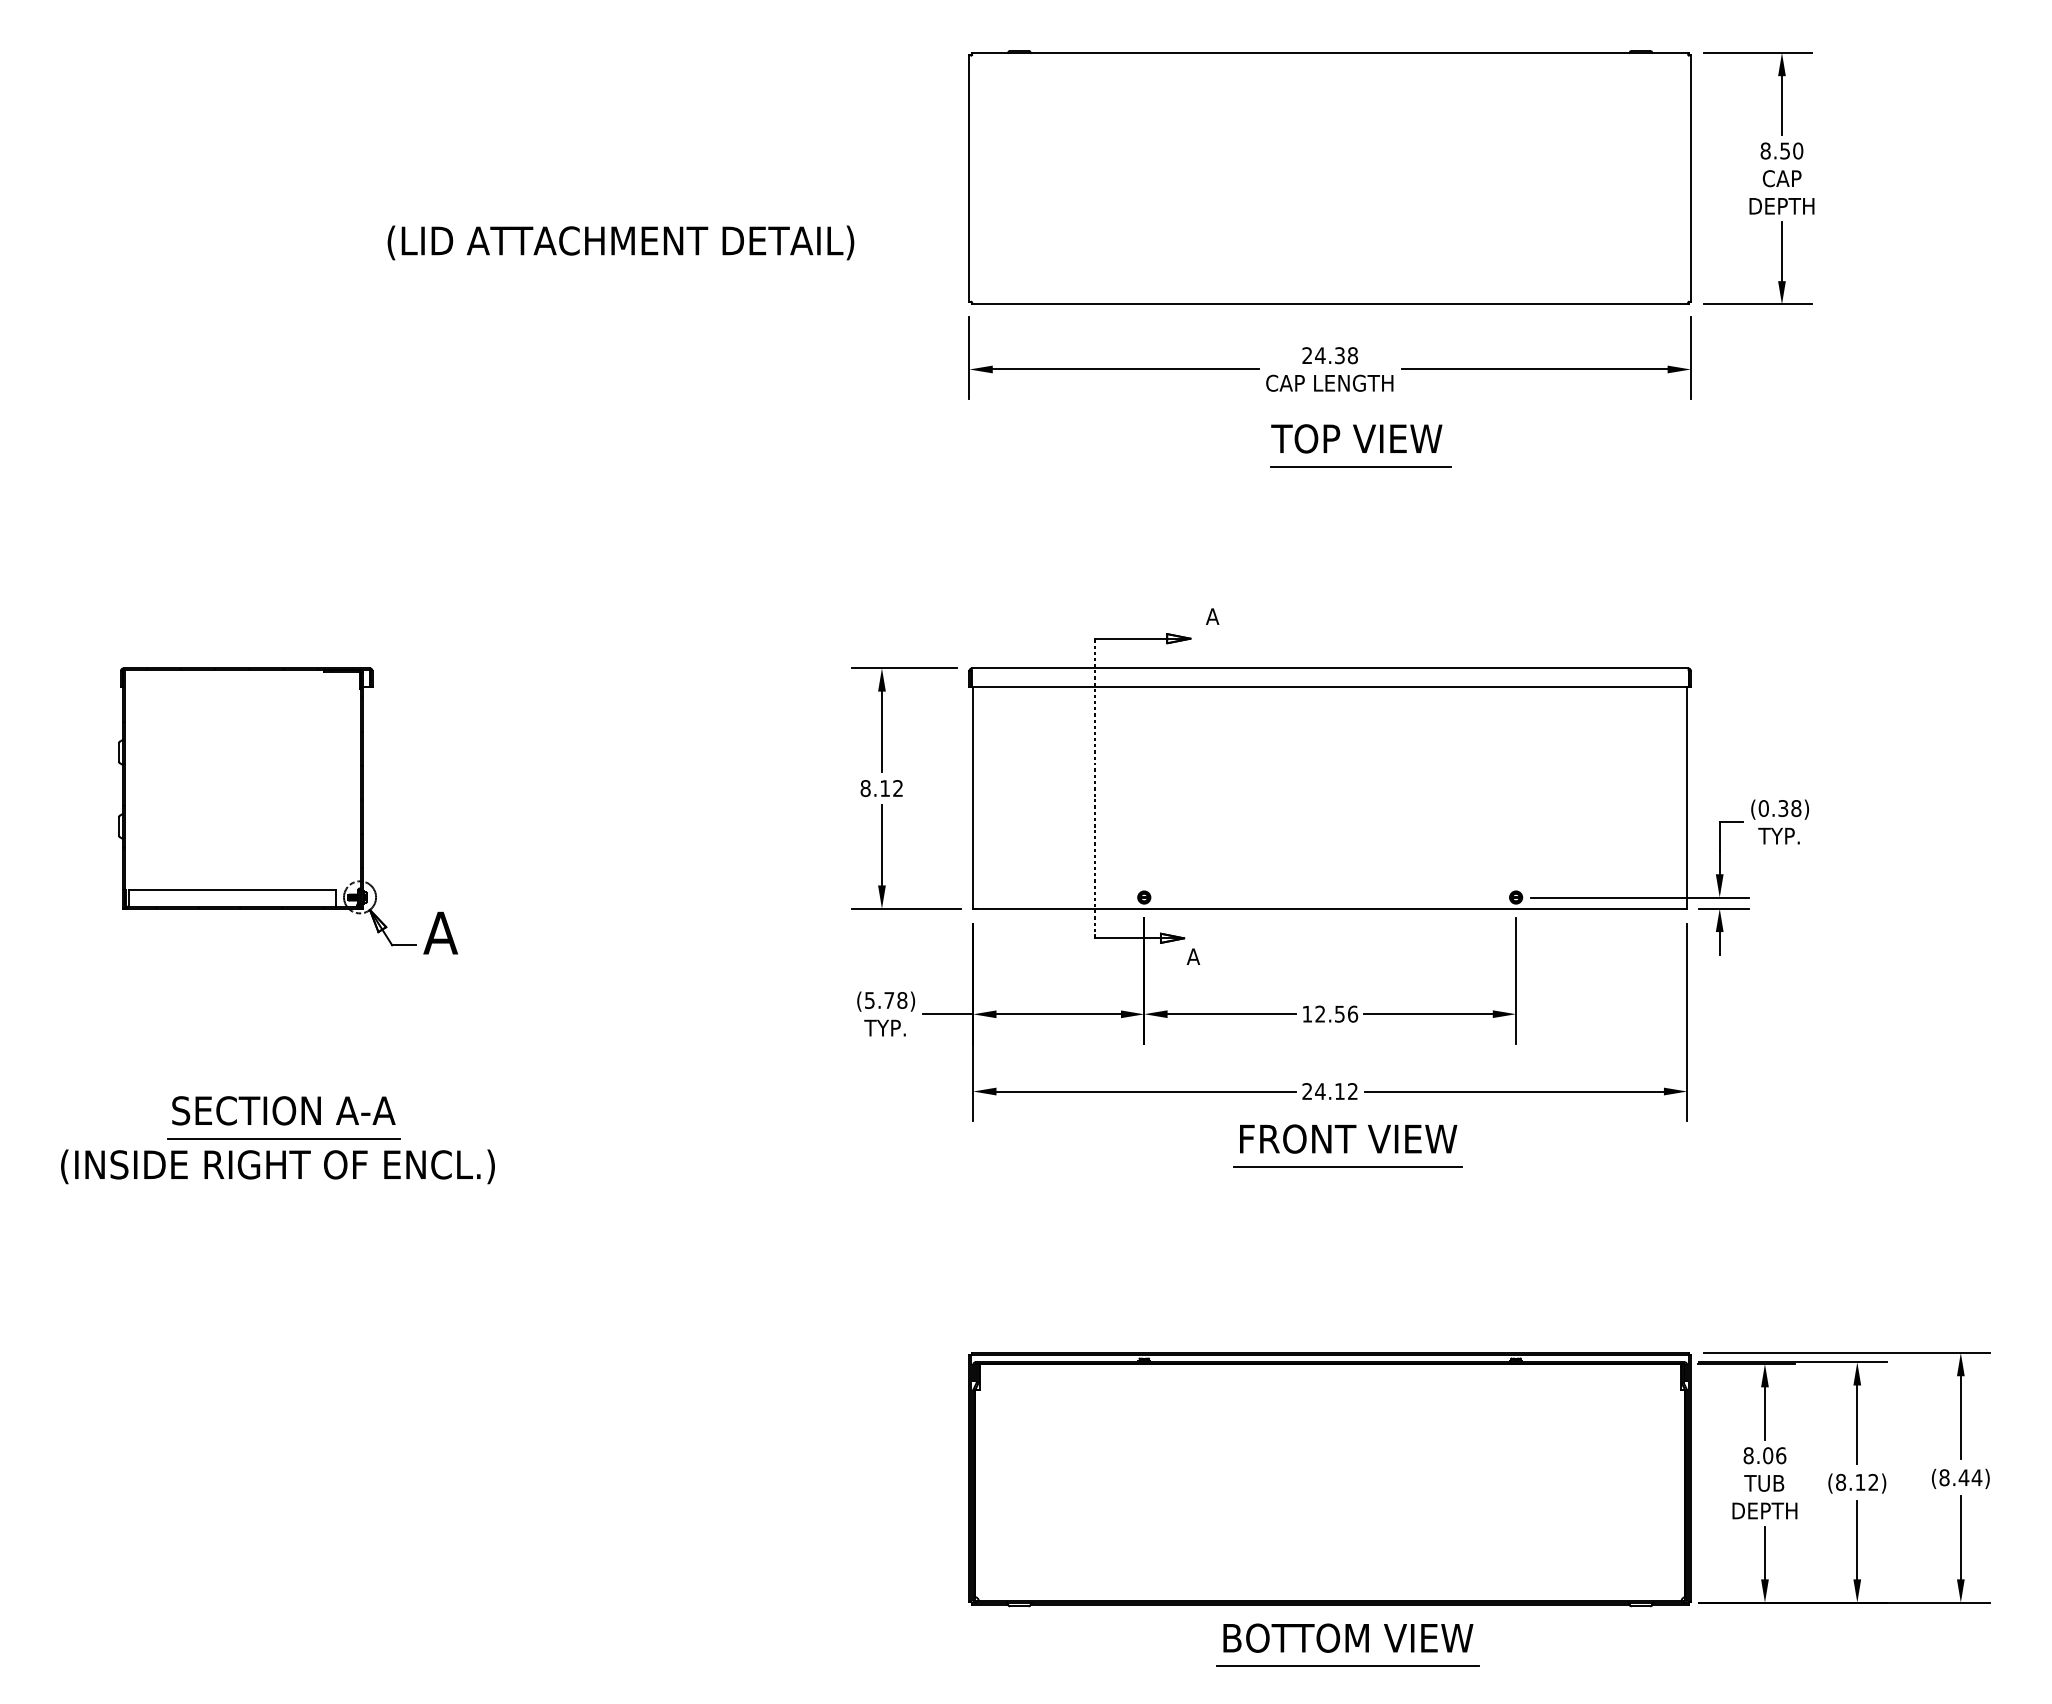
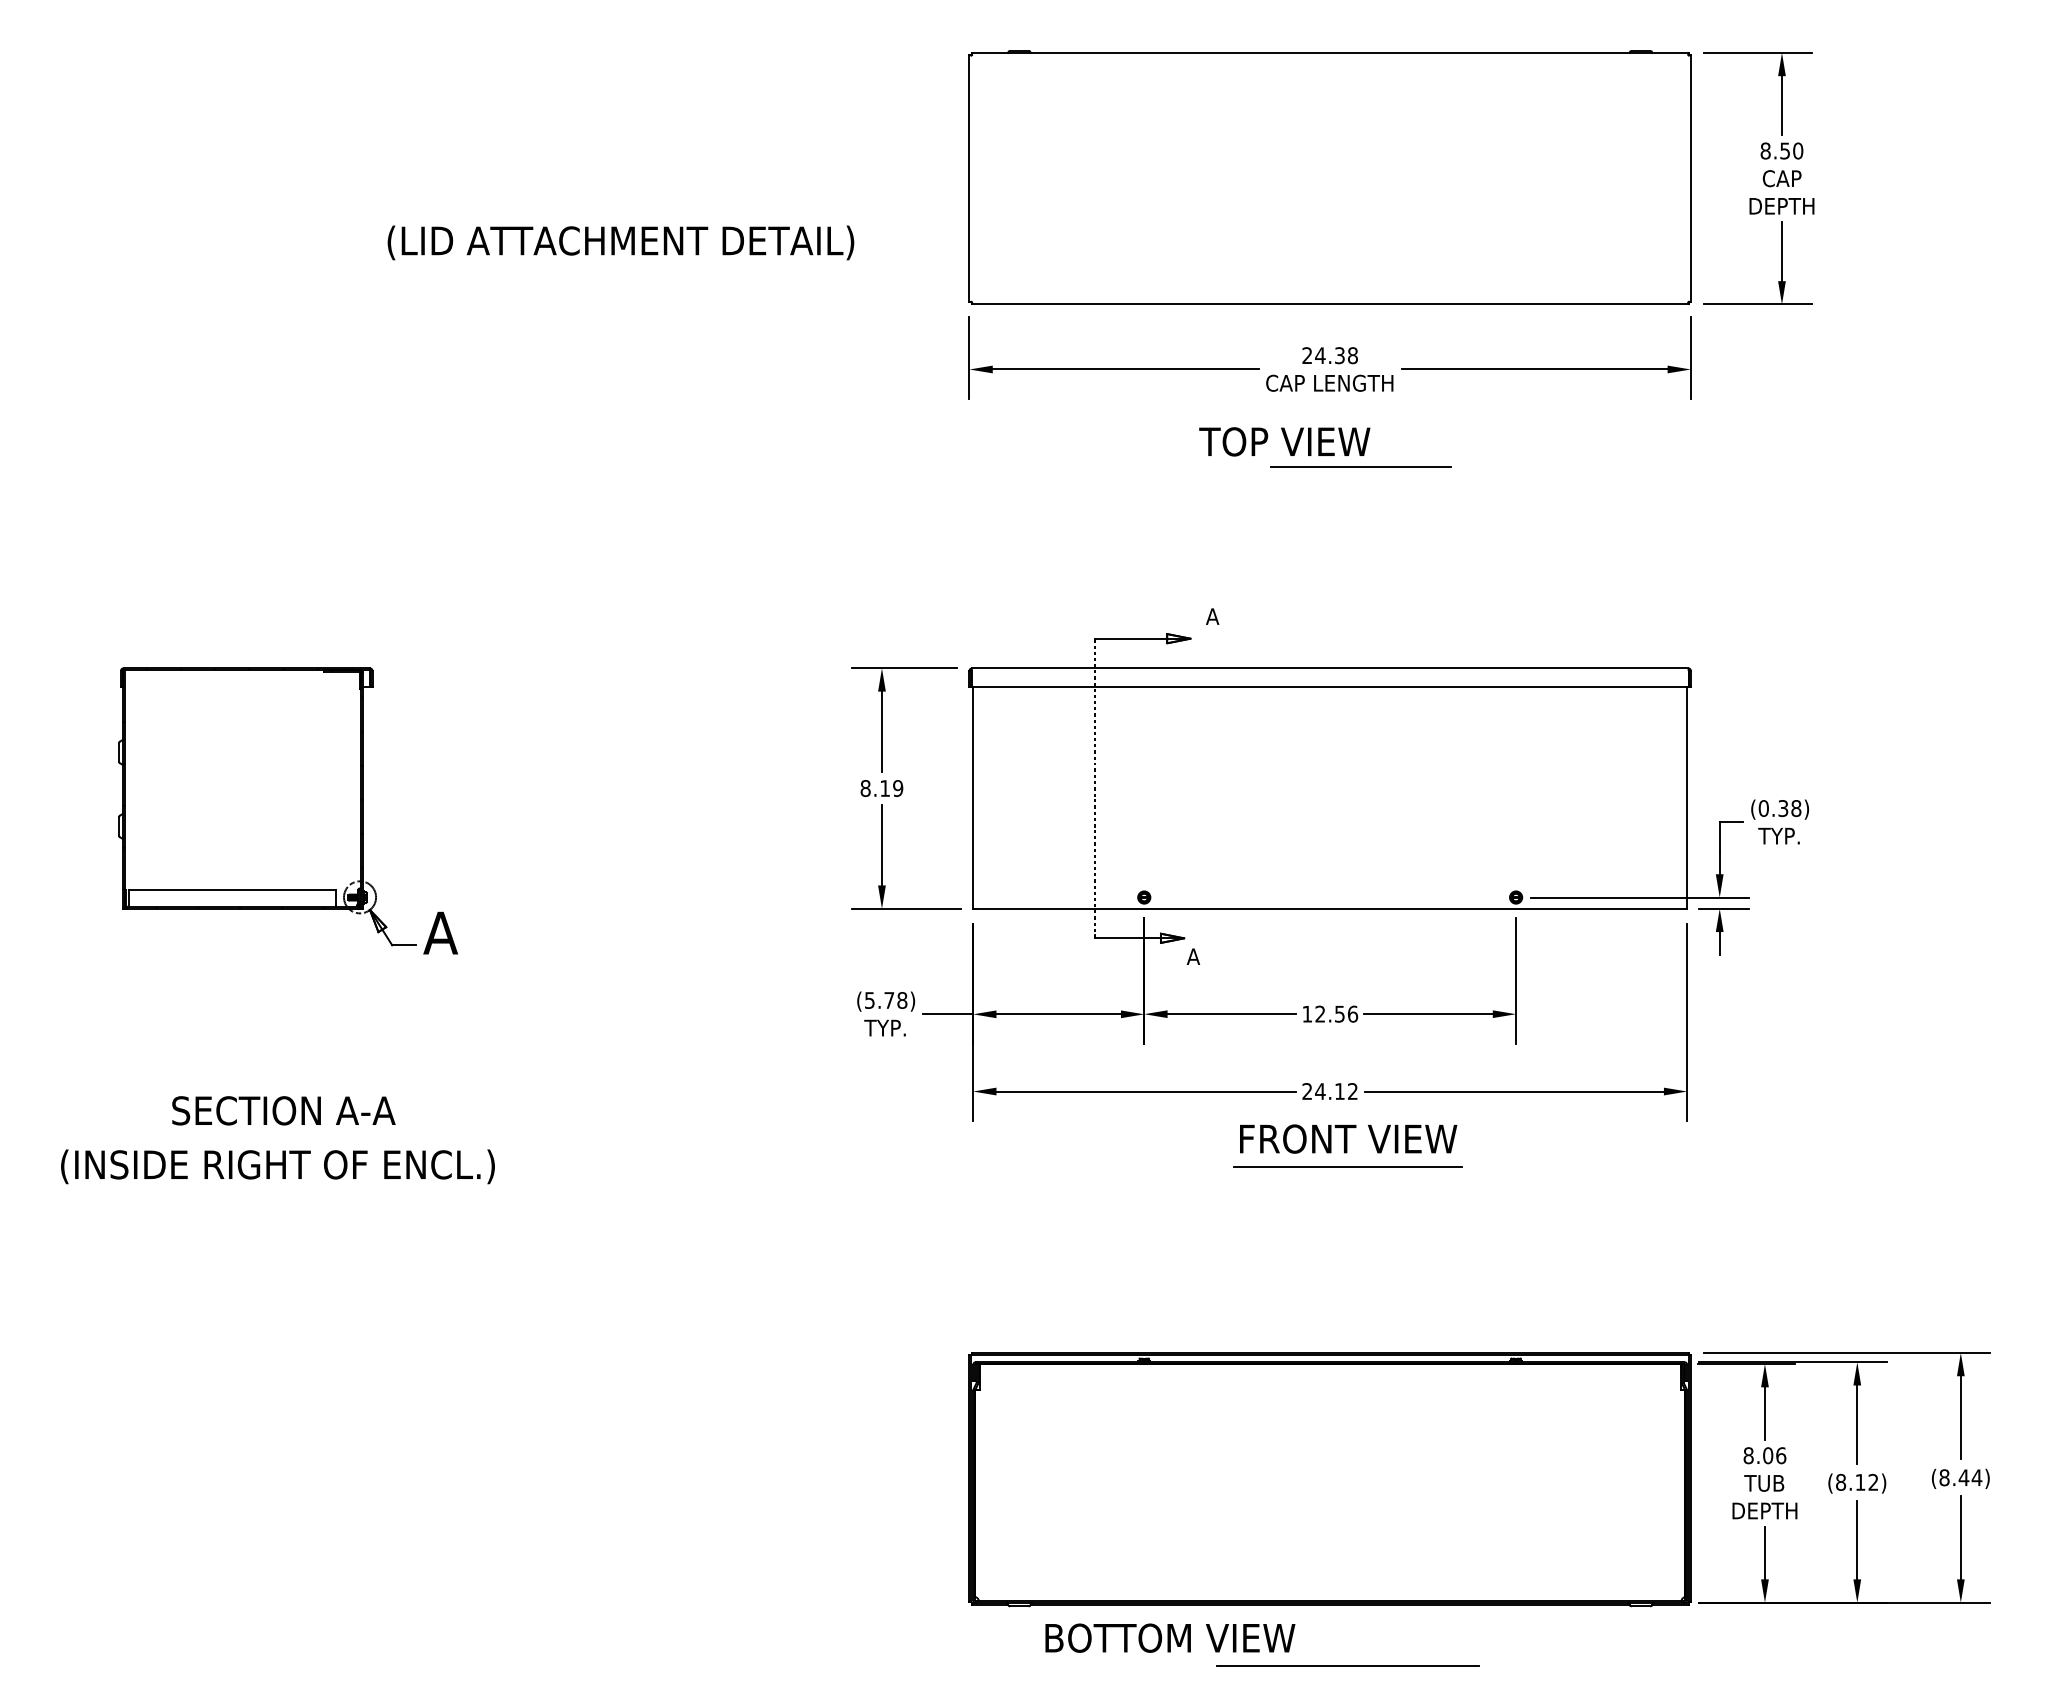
text position: (1356, 438) -> (1284, 441) (1284, 441)
text: 8.12 -> 8.19 (898, 788)
line: present -> none (284, 1138)
text position: (1348, 1637) -> (1170, 1637) (1170, 1637)
